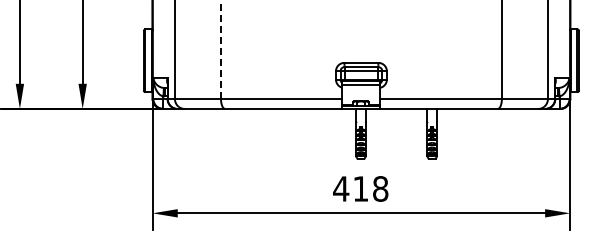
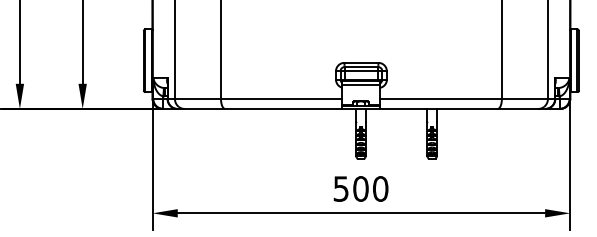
line: dashed -> solid (220, 49)
text: 418 -> 500 (360, 188)
